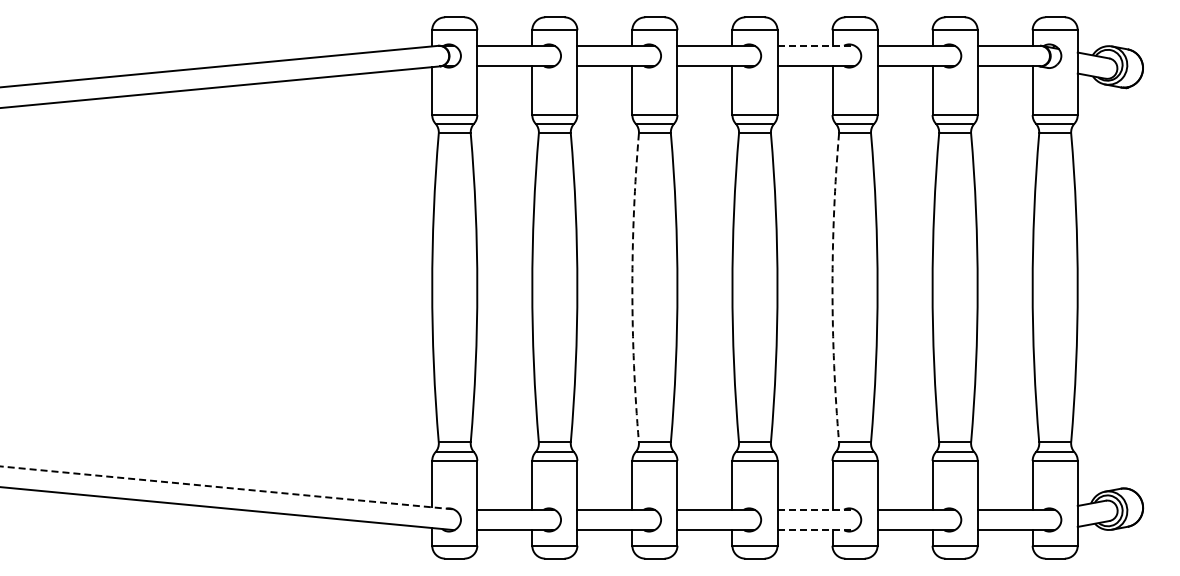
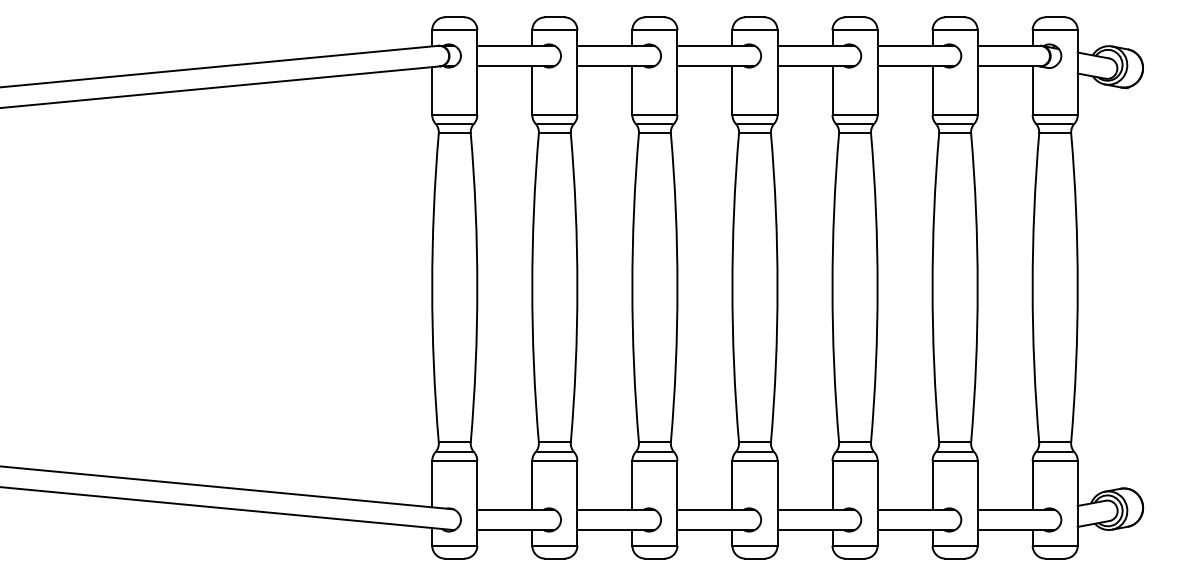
line: dashed -> solid (816, 45)
arc: dashed -> solid (632, 287)
arc: dashed -> solid (832, 287)
line: dashed -> solid (227, 487)
line: dashed -> solid (816, 509)
line: dashed -> solid (816, 530)
